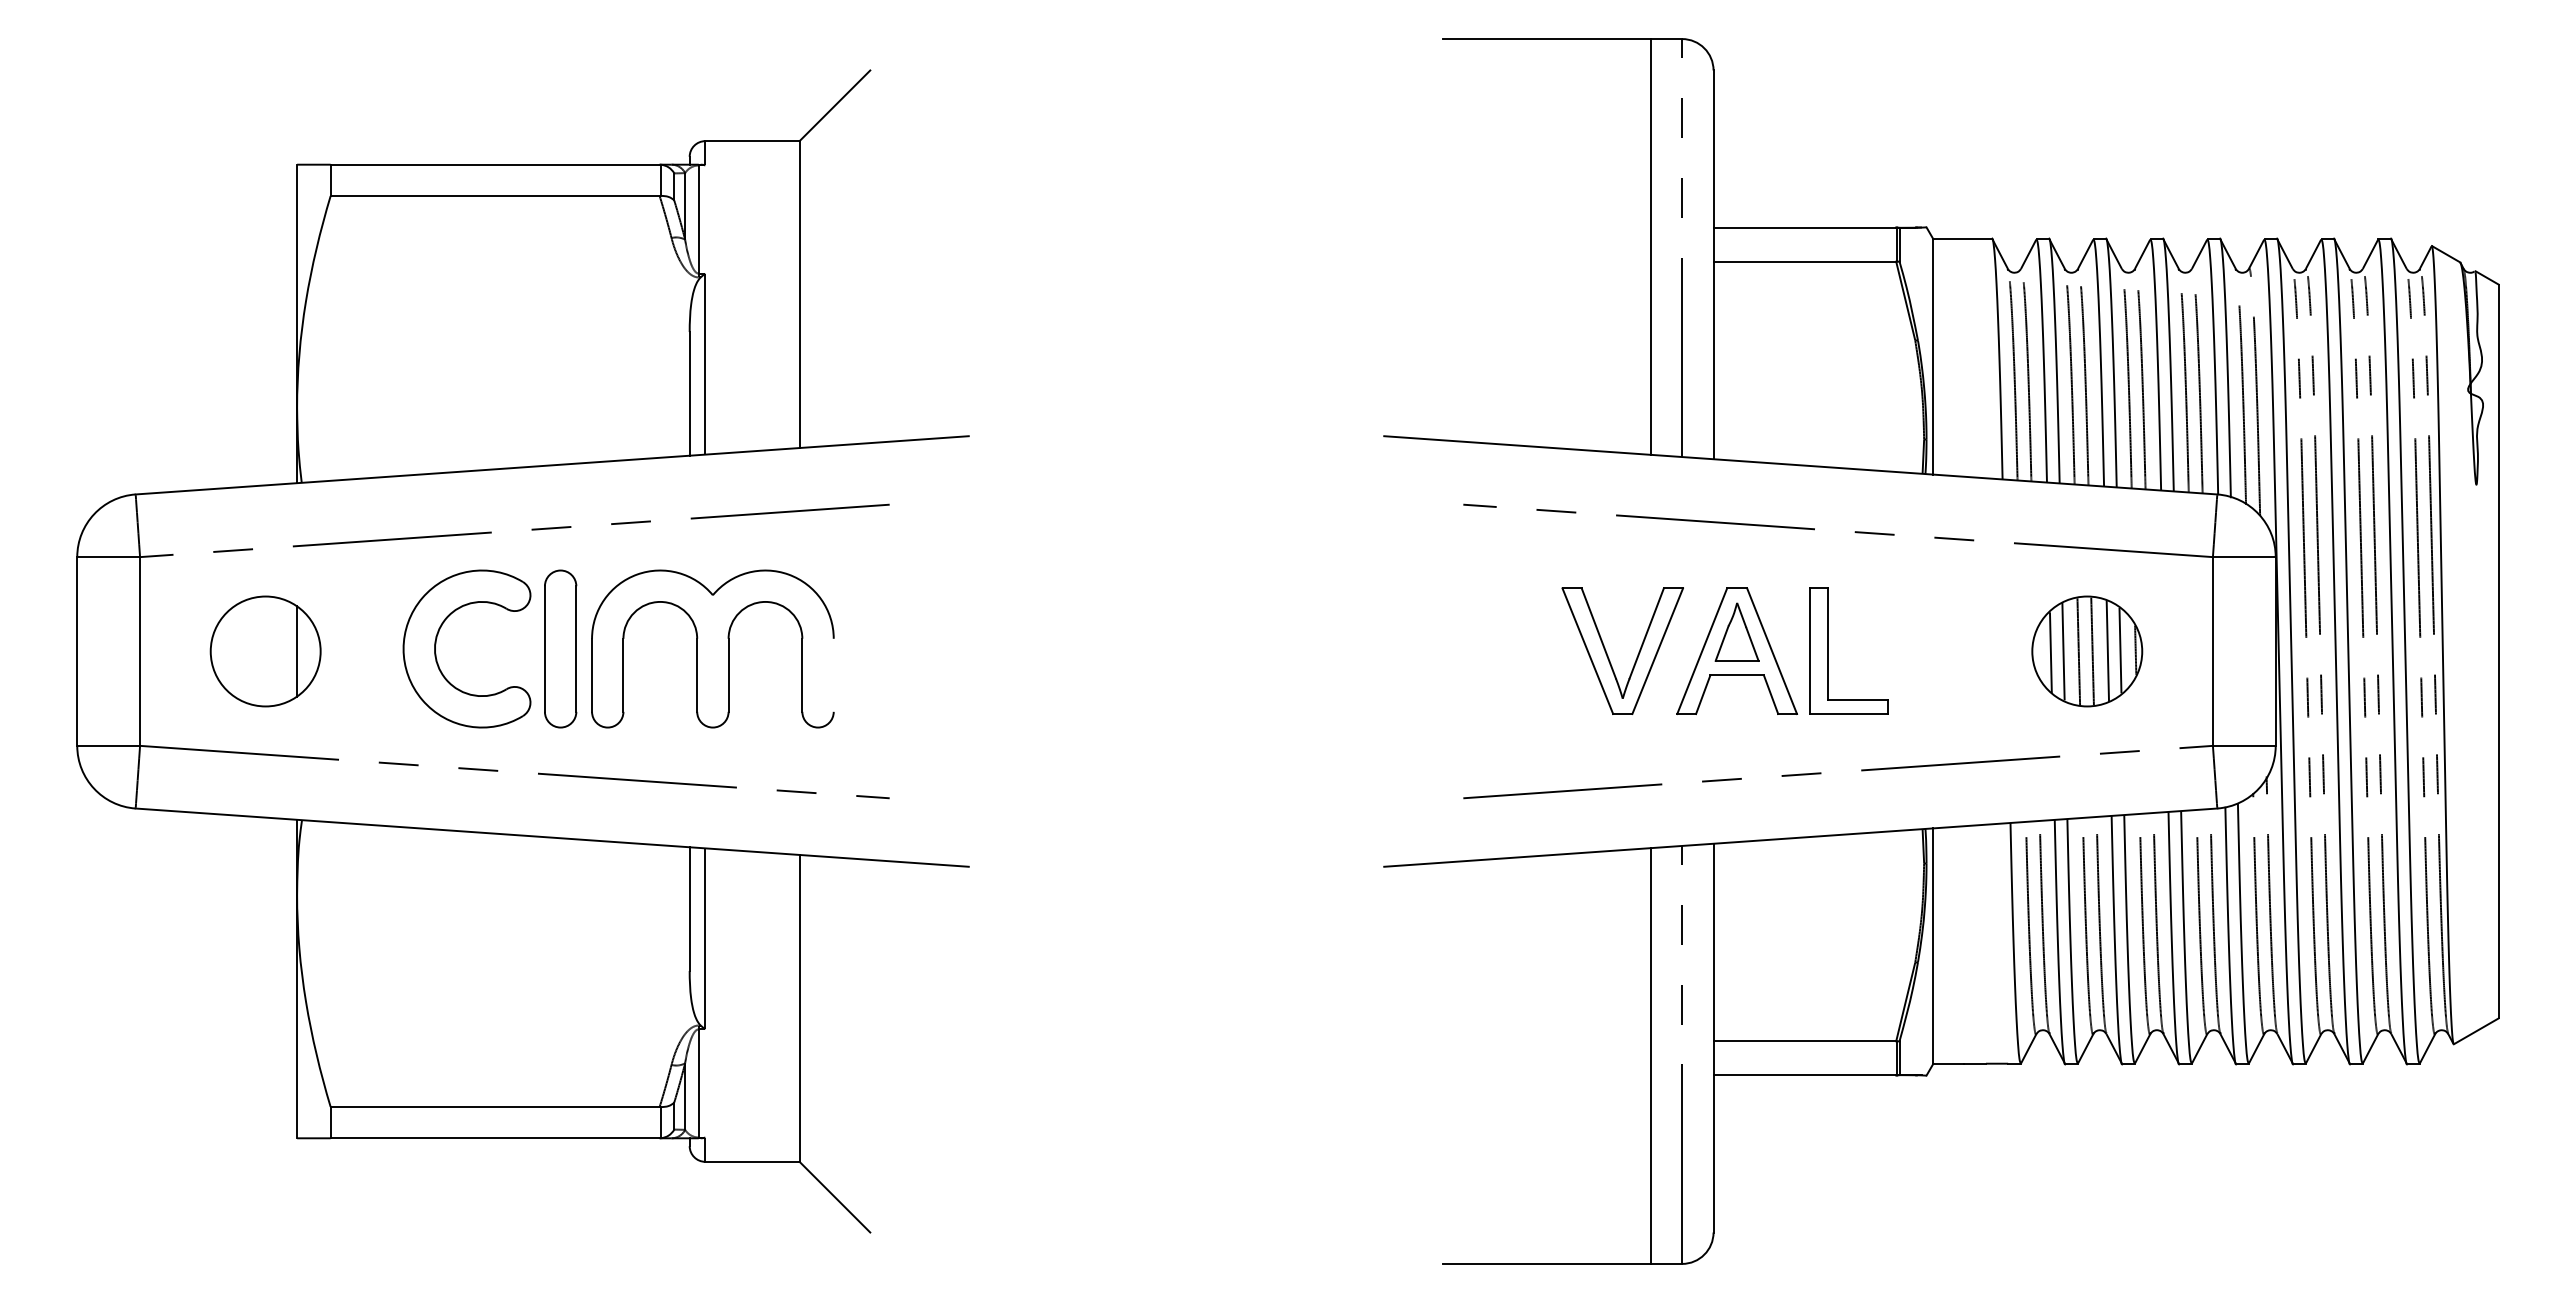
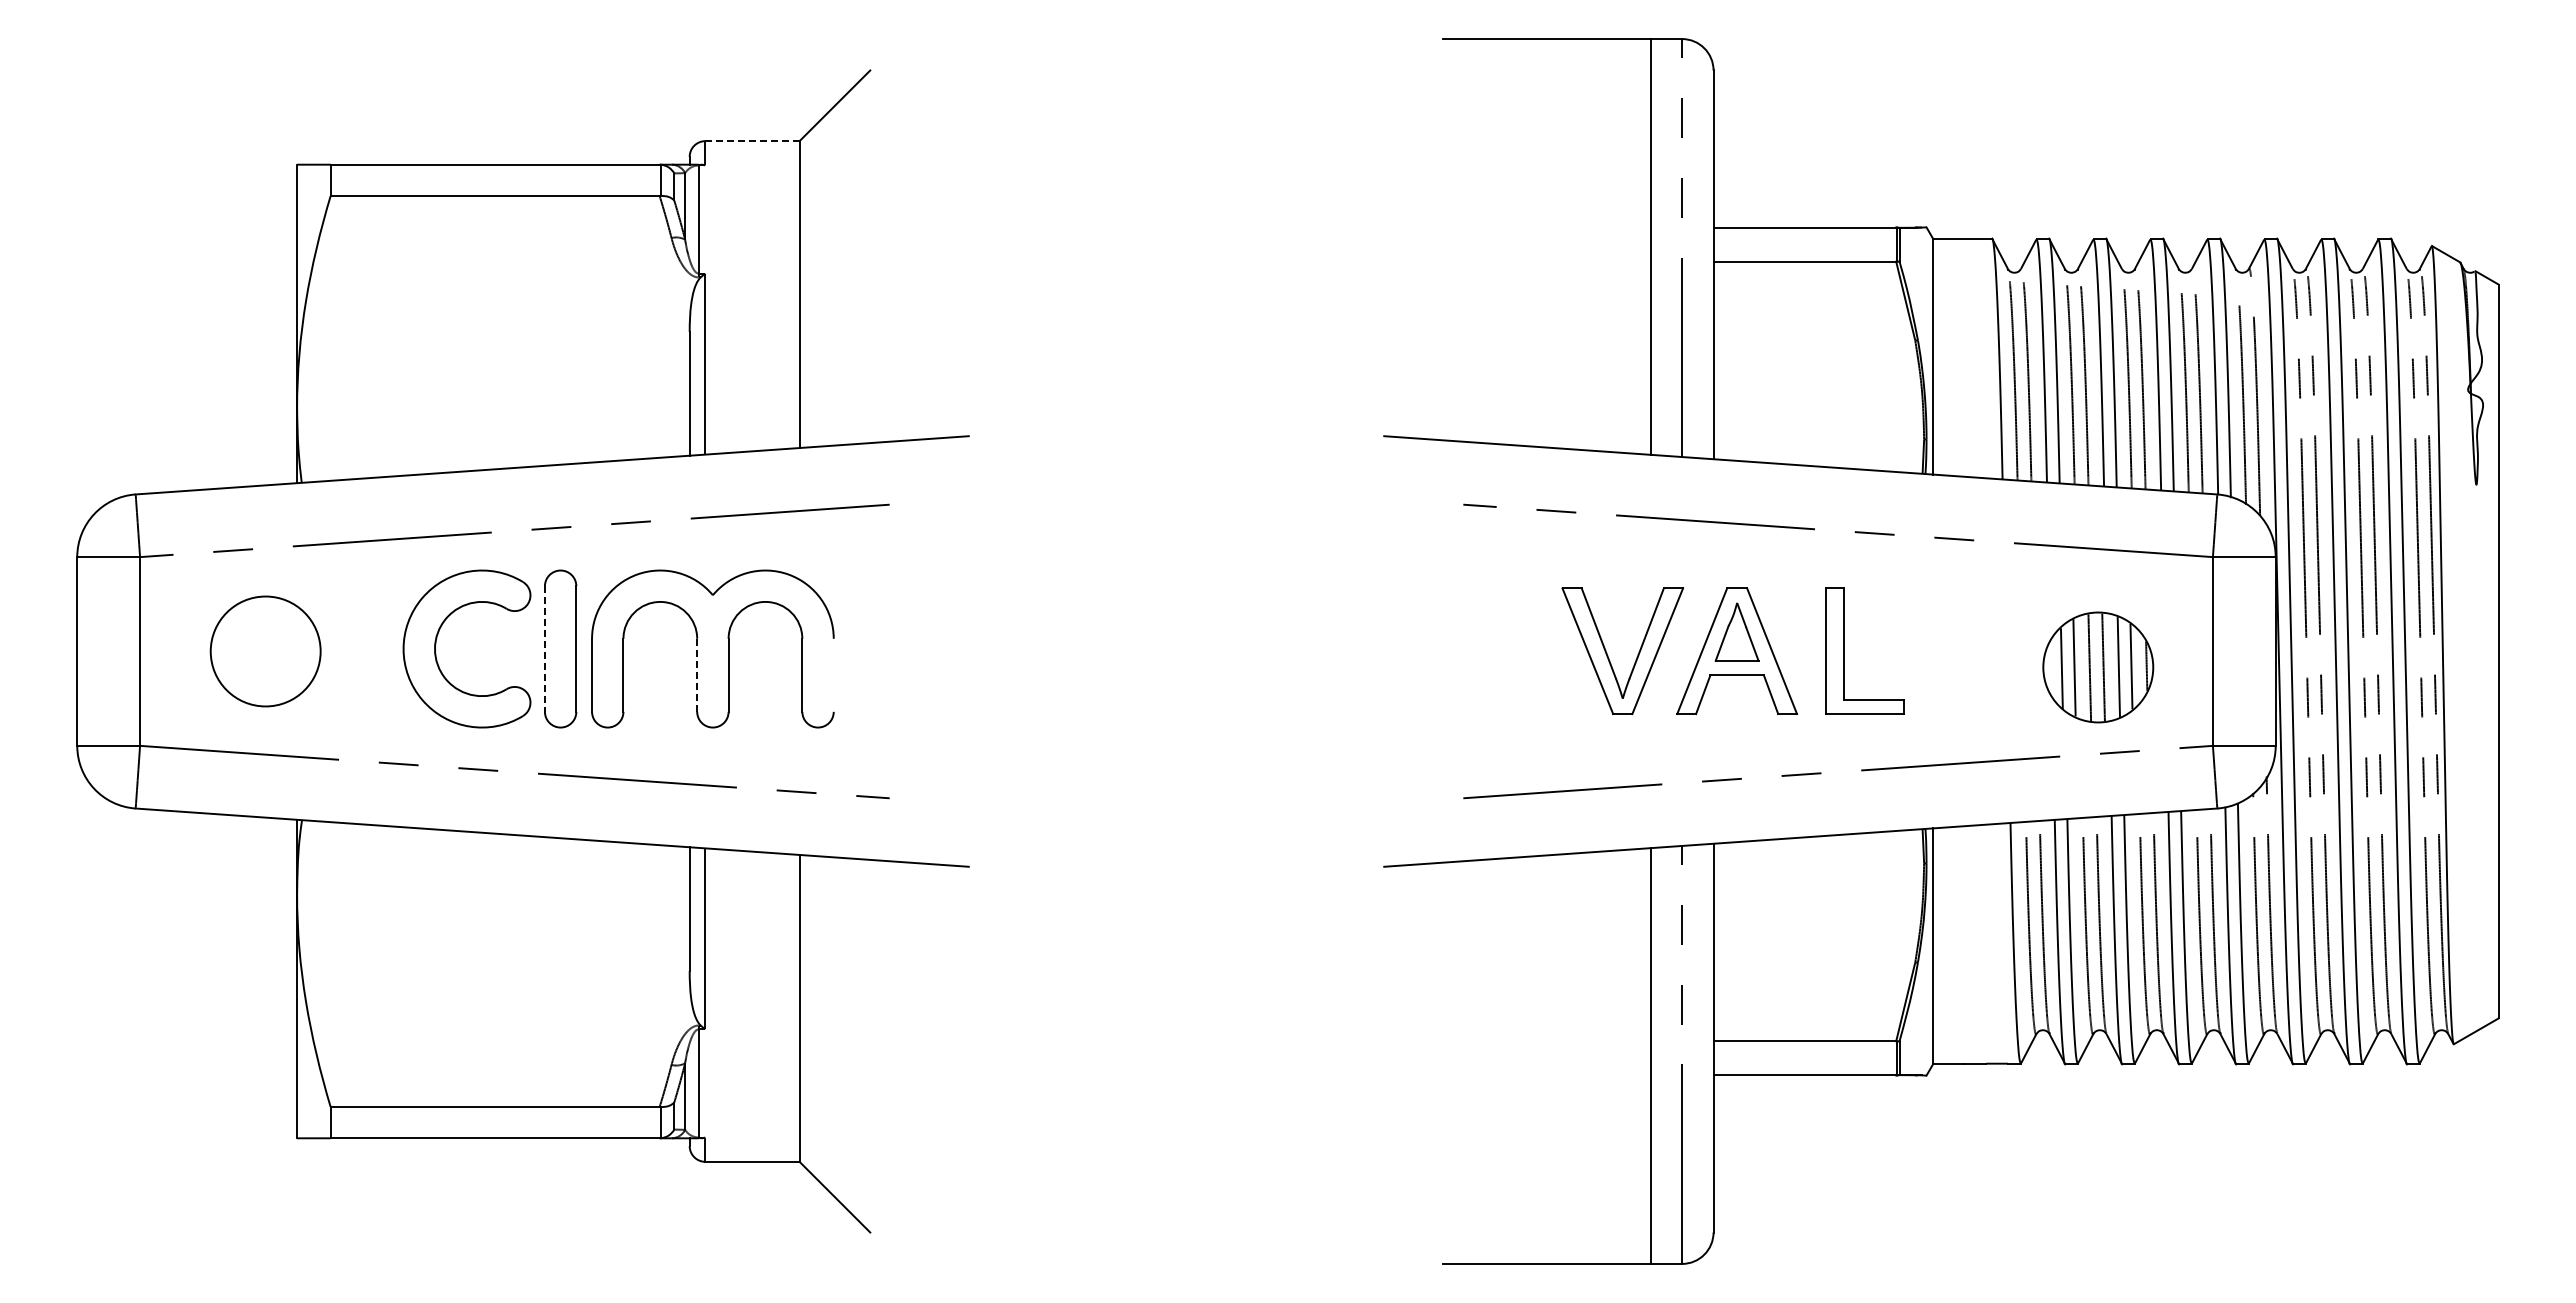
line: solid -> dashed (752, 141)
line: solid -> dashed (544, 649)
part position: (1828, 650) -> (1844, 650) (1844, 650)
line: present -> none (297, 651)
part position: (2087, 651) -> (2098, 667) (2098, 667)
line: solid -> dashed (697, 675)
